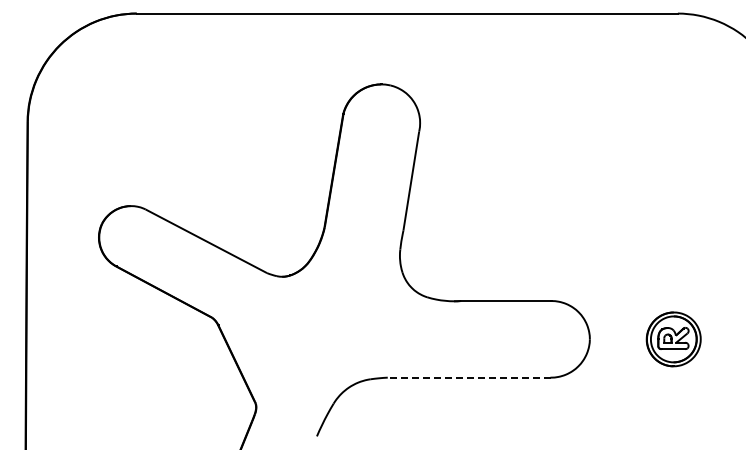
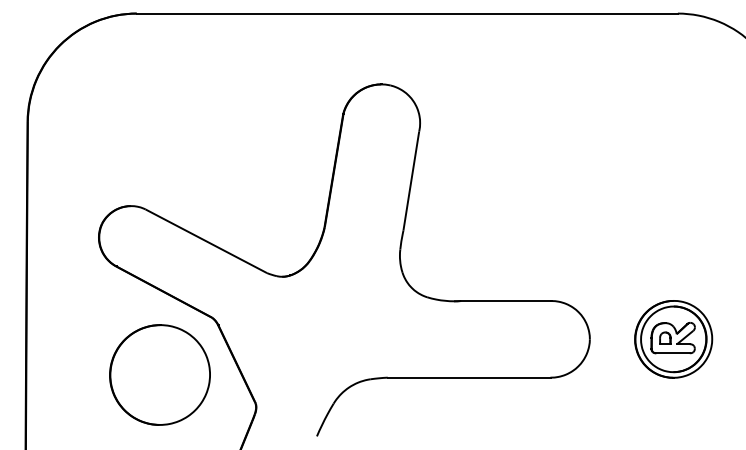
part size: 57x57 px -> 80x79 px (673, 339)
part: none -> present (159, 374)
line: dashed -> solid (468, 377)
